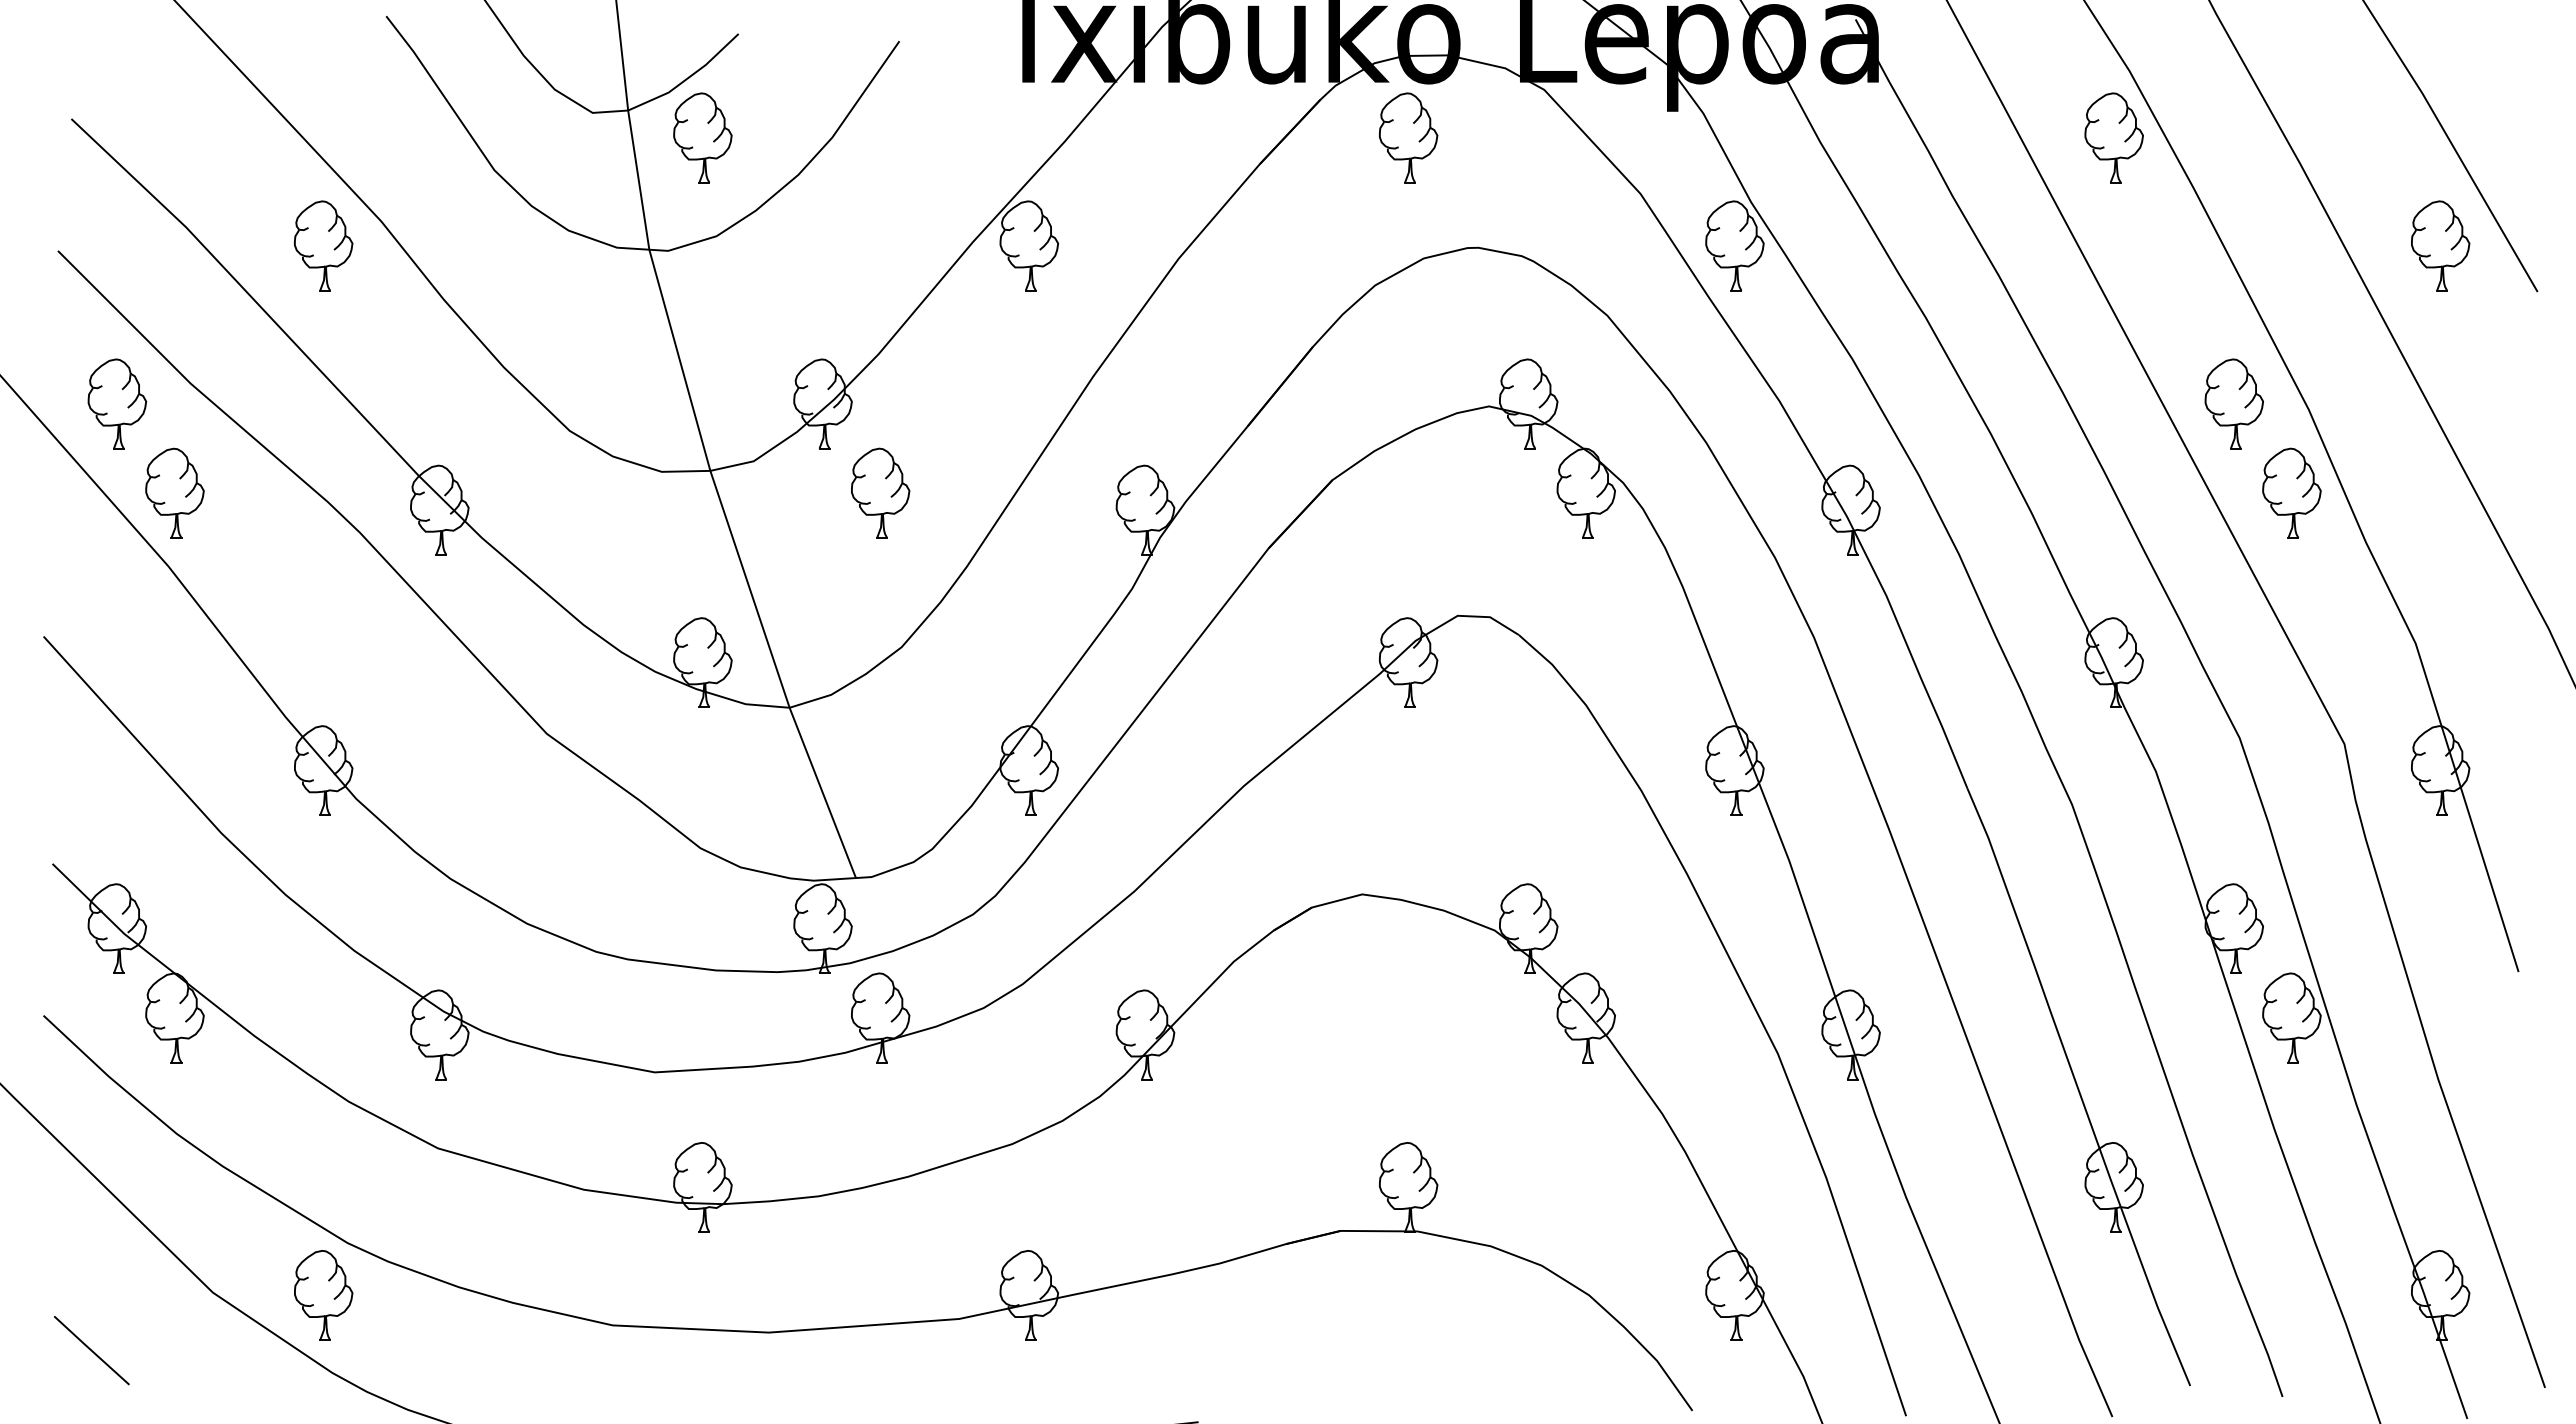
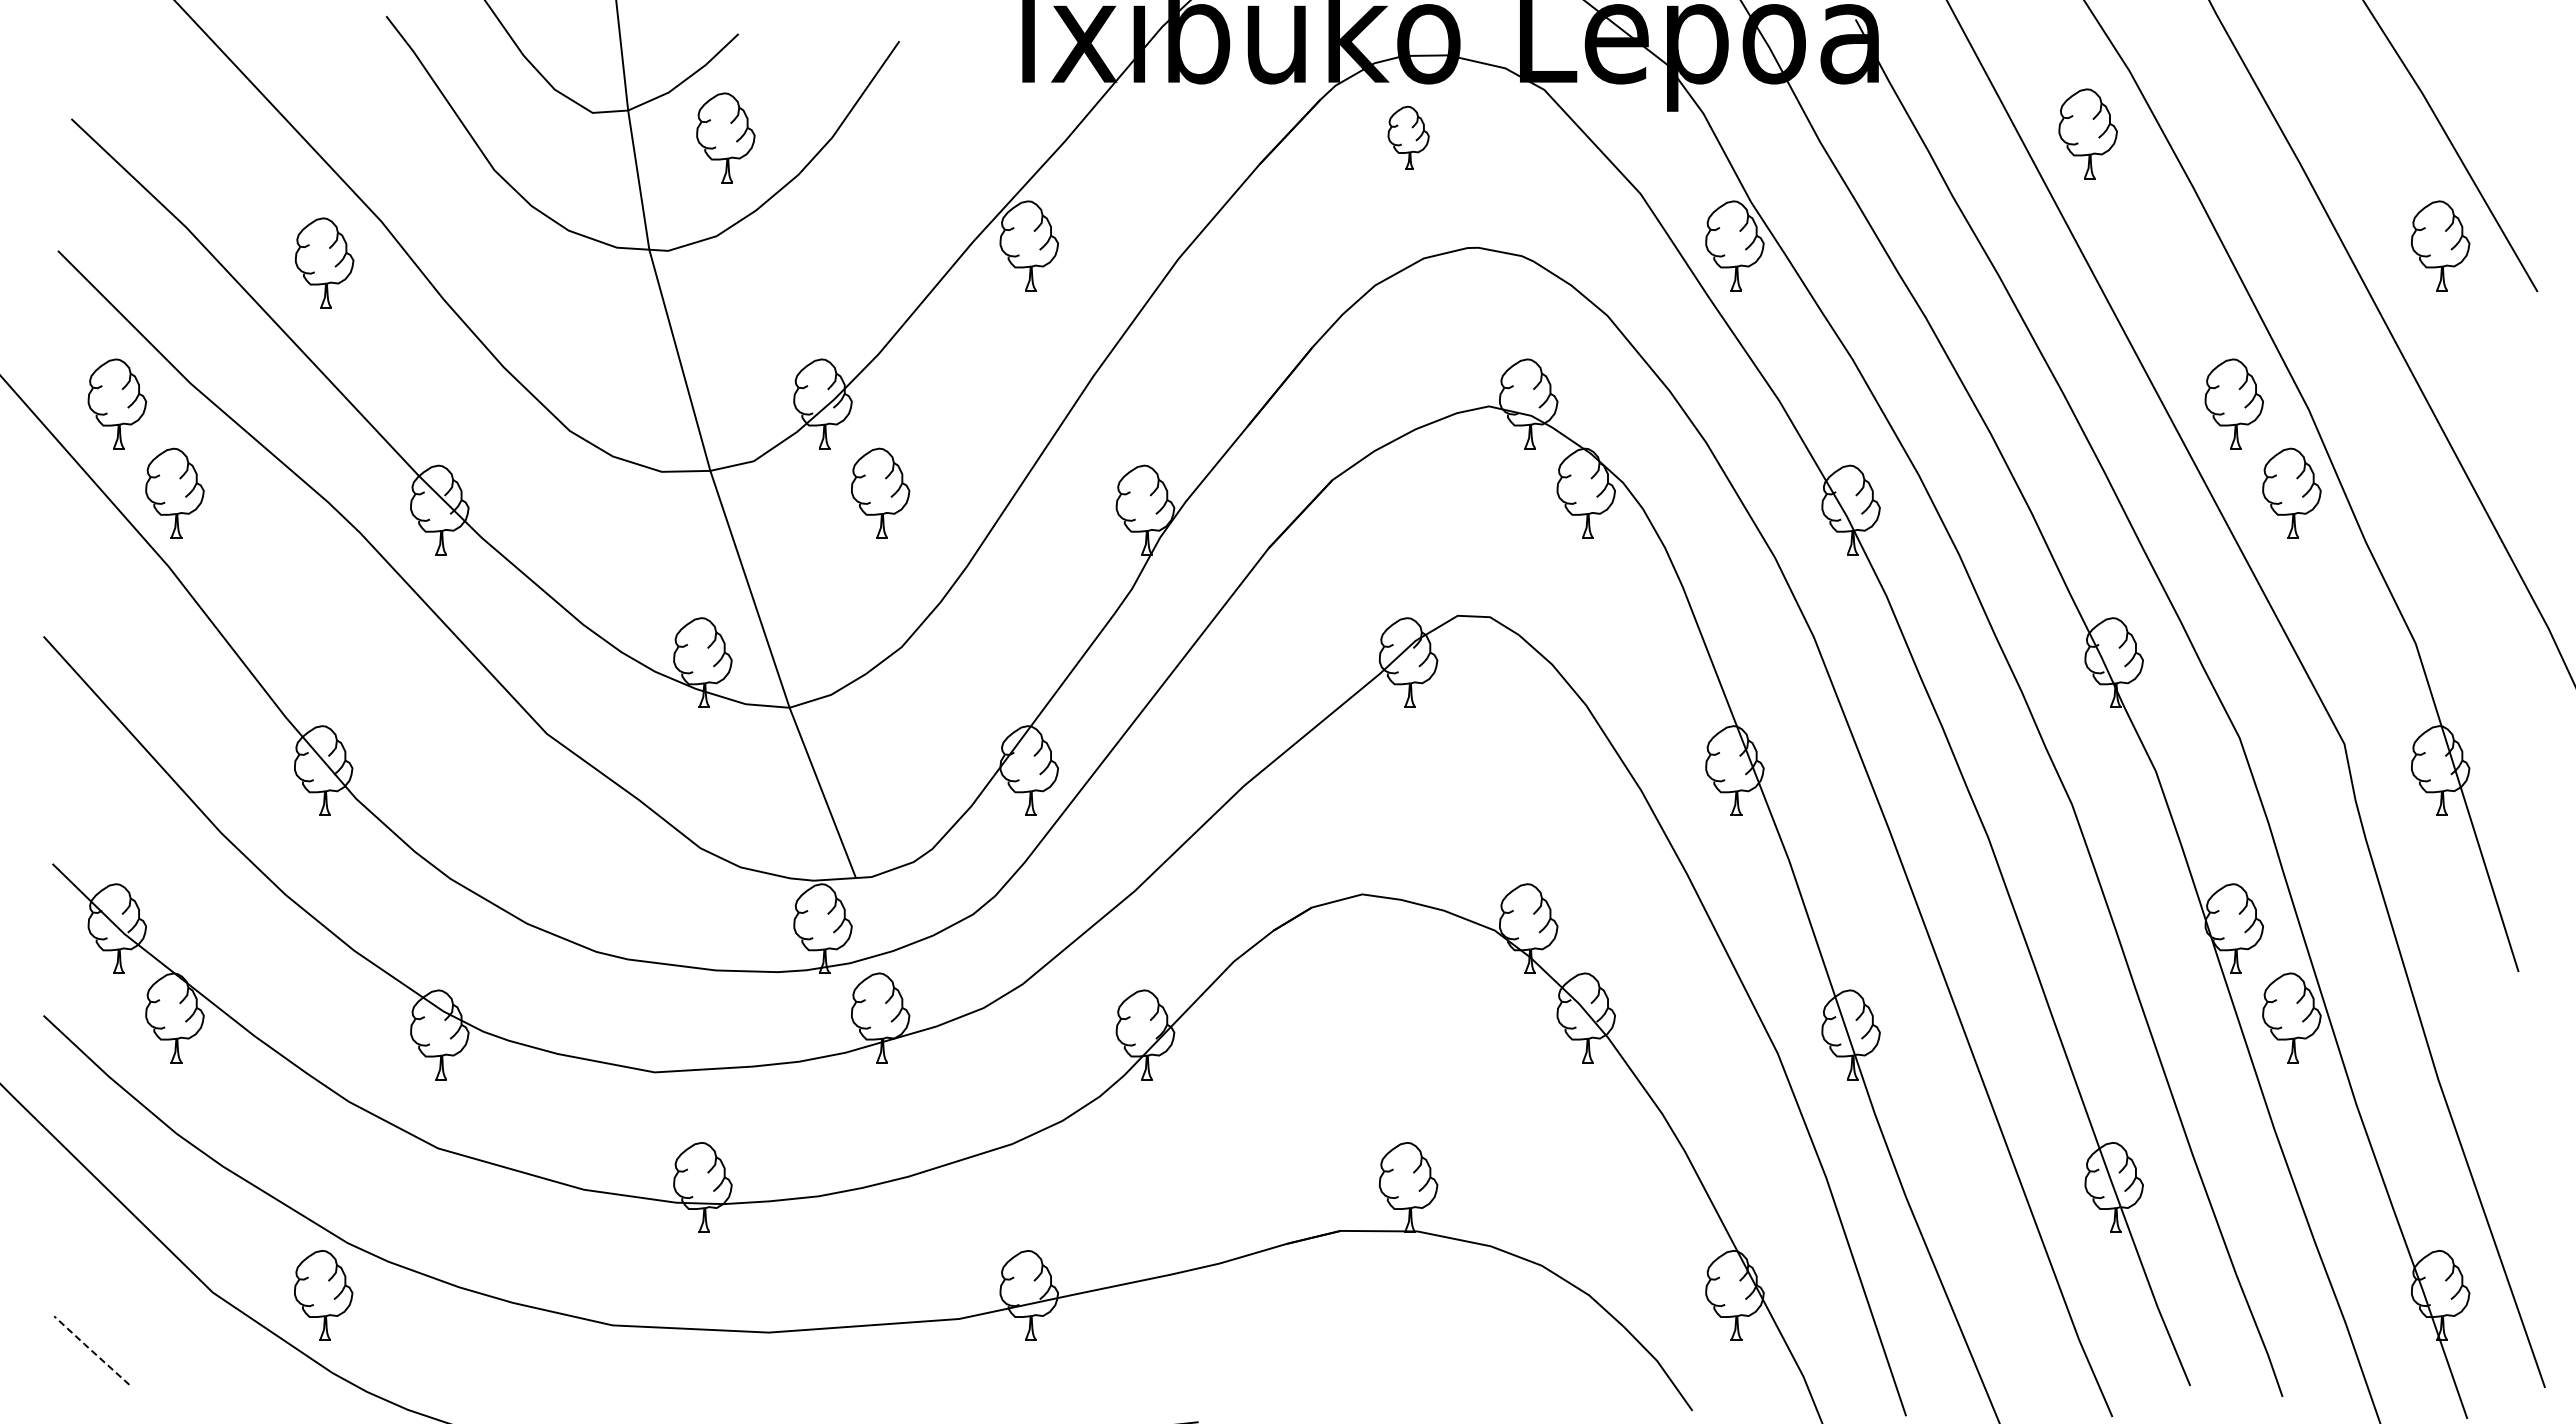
part position: (702, 137) -> (725, 137) (725, 137)
part size: 60x92 px -> 43x65 px (1408, 137)
part position: (2113, 137) -> (2087, 133) (2087, 133)
part position: (323, 245) -> (324, 262) (324, 262)
line: solid -> dashed (91, 1350)
